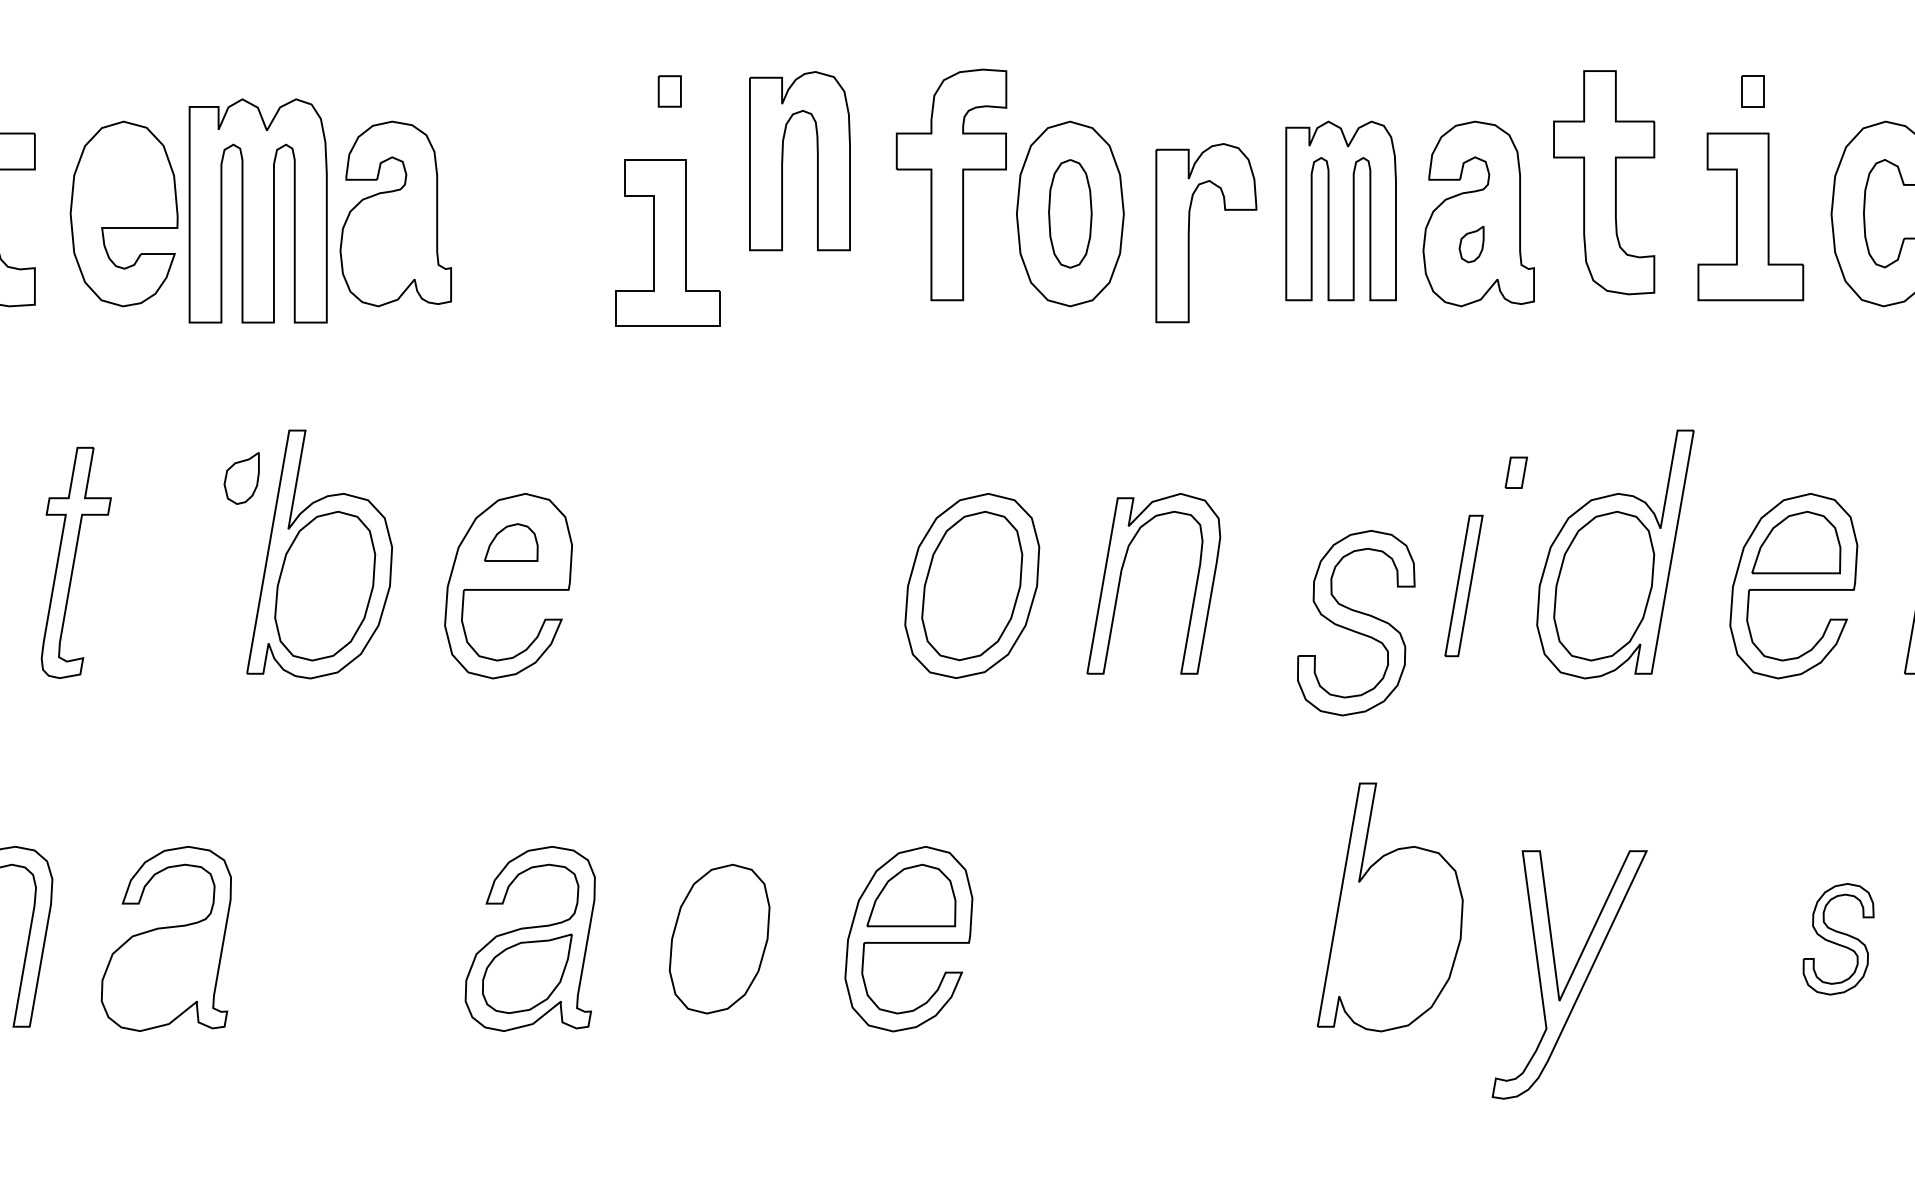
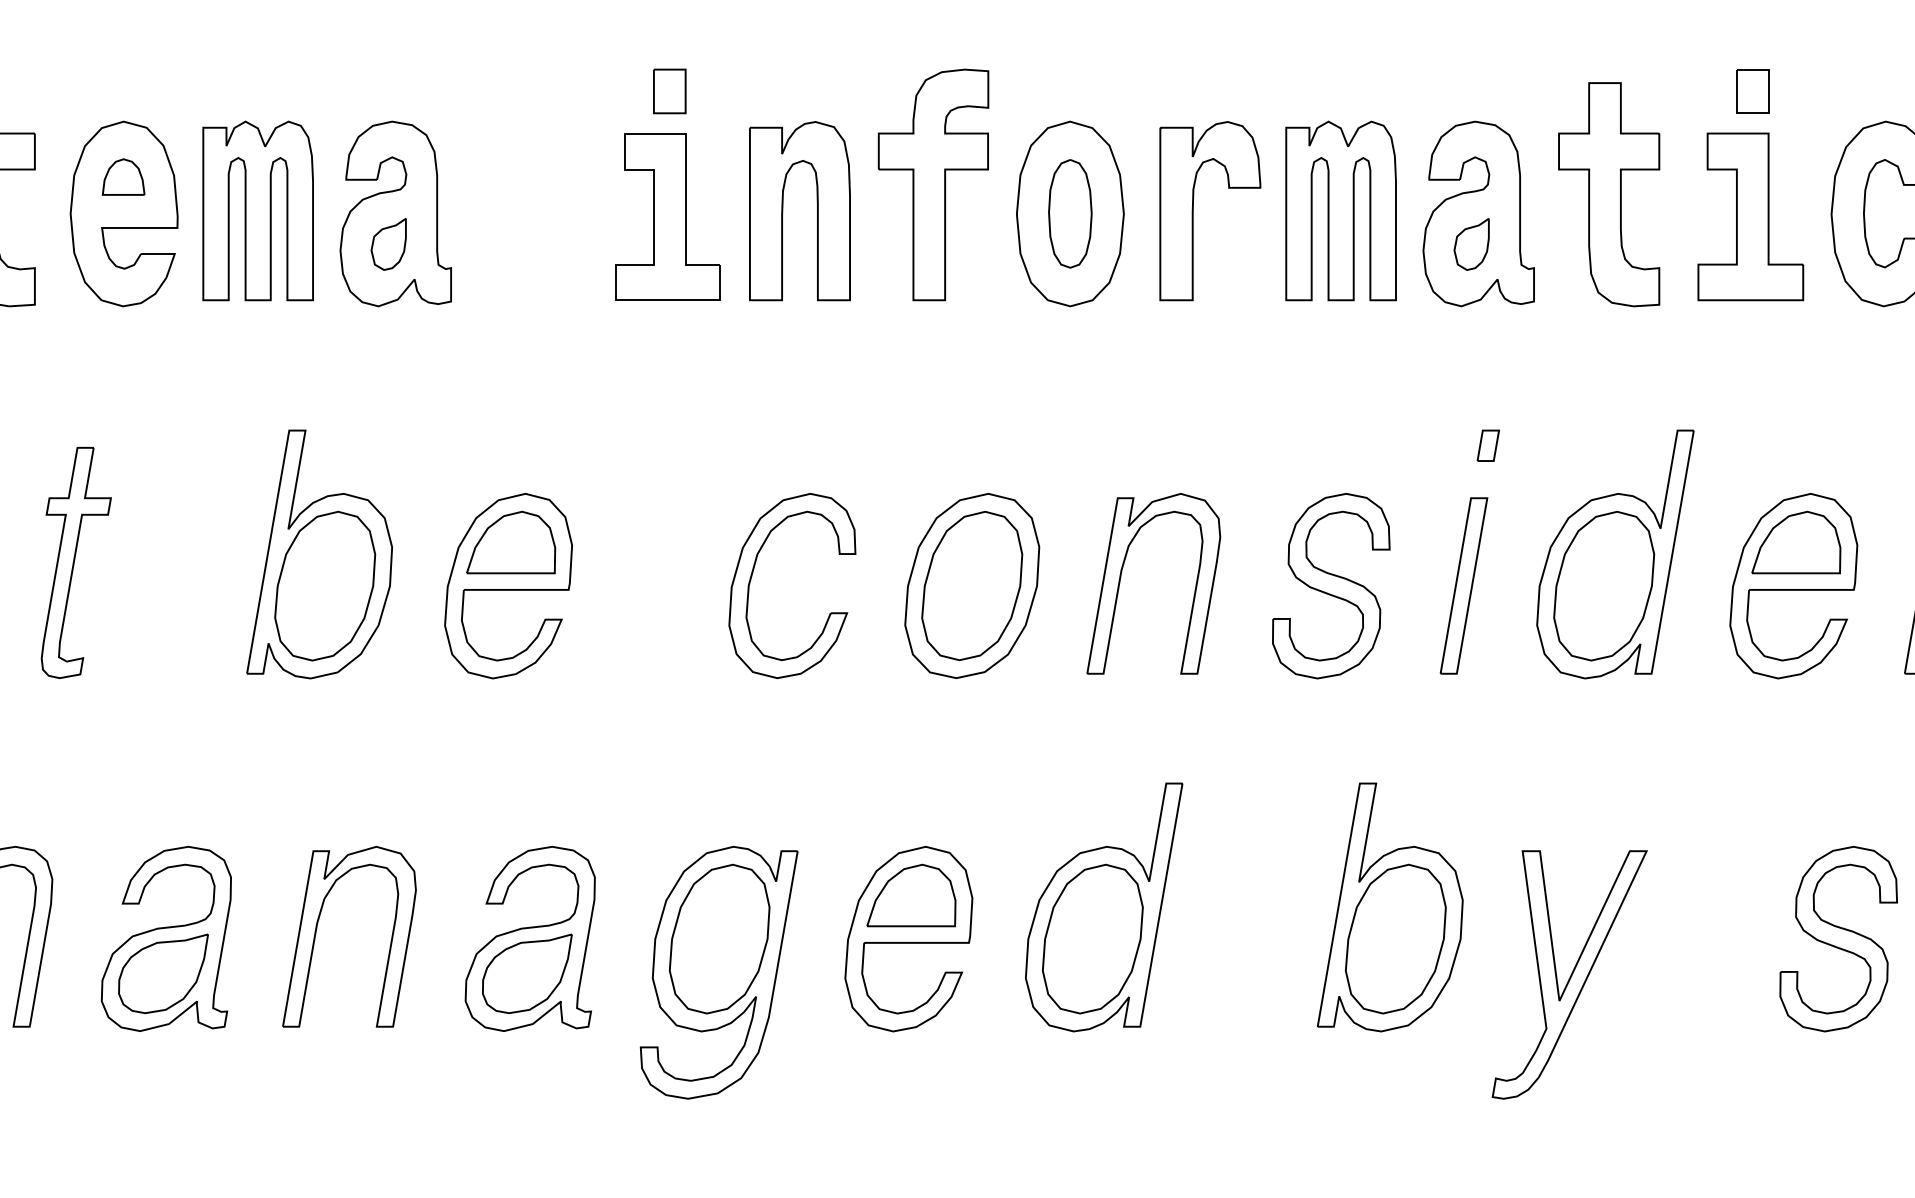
part size: 25x33 px -> 34x47 px (669, 91)
part size: 24x33 px -> 34x45 px (1752, 91)
part position: (783, 161) -> (783, 211) (783, 211)
part: none -> present (123, 176)
part position: (1604, 182) -> (1609, 194) (1609, 194)
part position: (951, 184) -> (933, 184) (933, 184)
part size: 140x226 px -> 112x182 px (257, 210)
part position: (1189, 233) -> (1193, 211) (1193, 211)
part position: (667, 242) -> (667, 216) (667, 216)
part size: 27x39 px -> 37x53 px (1471, 244)
part position: (1515, 472) -> (1487, 445) (1487, 445)
part position: (241, 478) -> (388, 244) (388, 244)
part size: 55x39 px -> 91x65 px (511, 542)
part: none -> present (752, 576)
part size: 40x144 px -> 50x178 px (1463, 585)
part position: (1356, 623) -> (1331, 586) (1331, 586)
part: none -> present (1104, 907)
part: none -> present (317, 928)
part: none -> present (1395, 938)
part size: 73x113 px -> 119x187 px (1838, 939)
part: none -> present (718, 972)
part: none -> present (163, 973)
